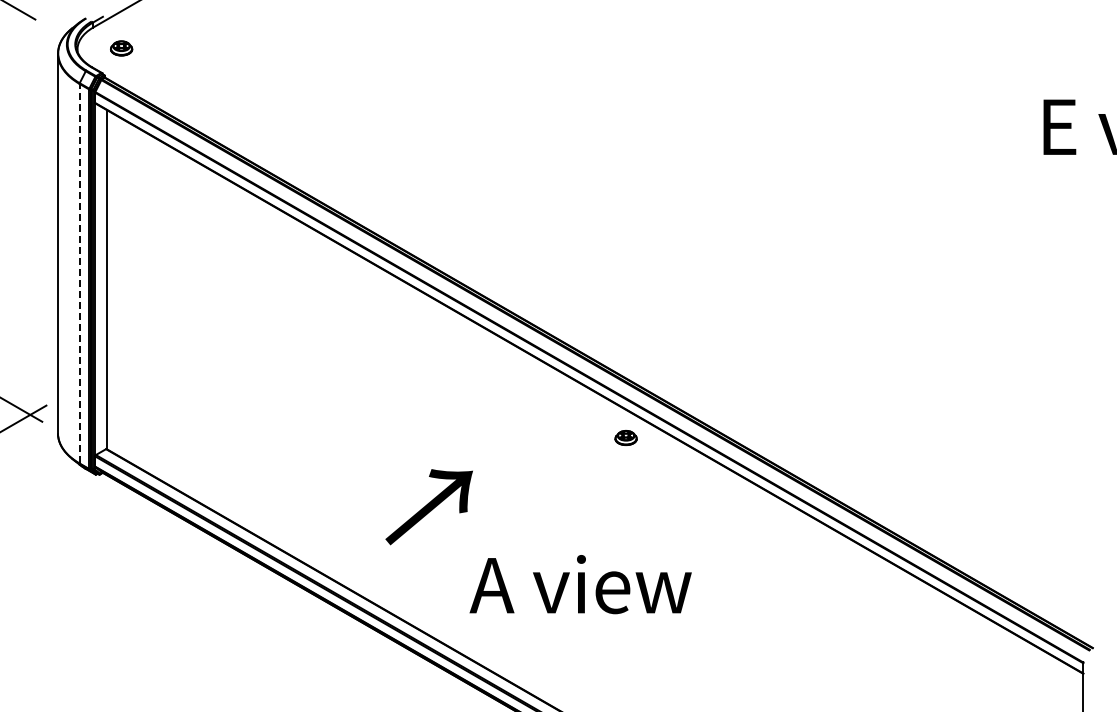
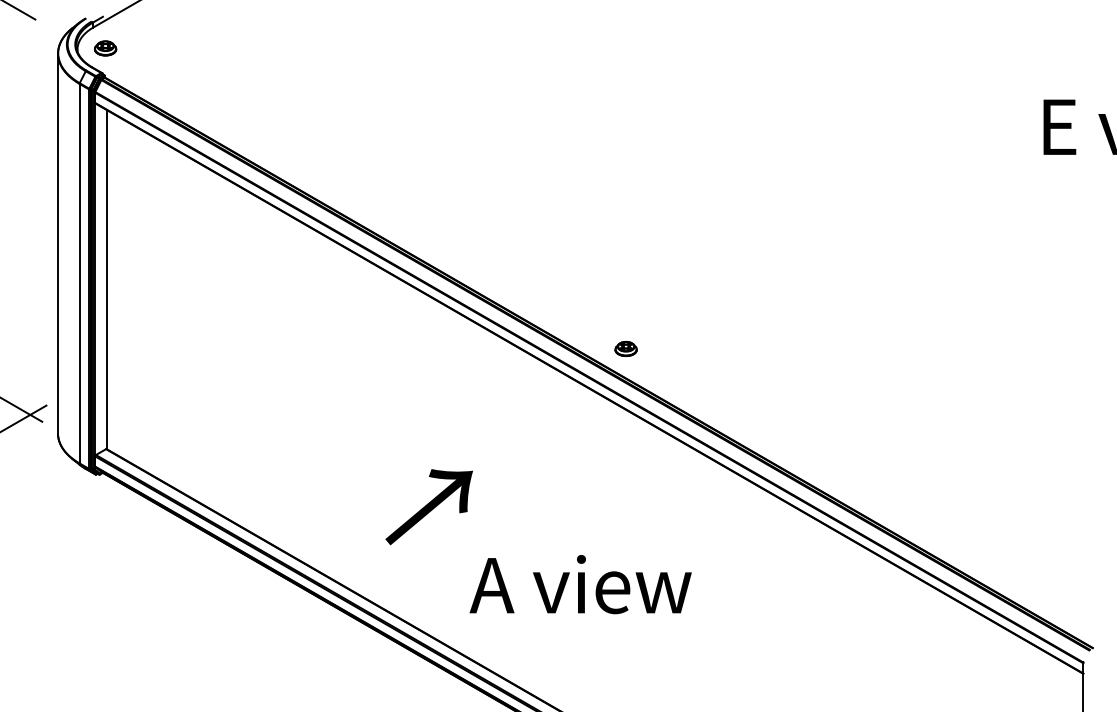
part position: (121, 48) -> (105, 48) (105, 48)
line: dashed -> solid (79, 273)
part position: (625, 437) -> (625, 348) (625, 348)
